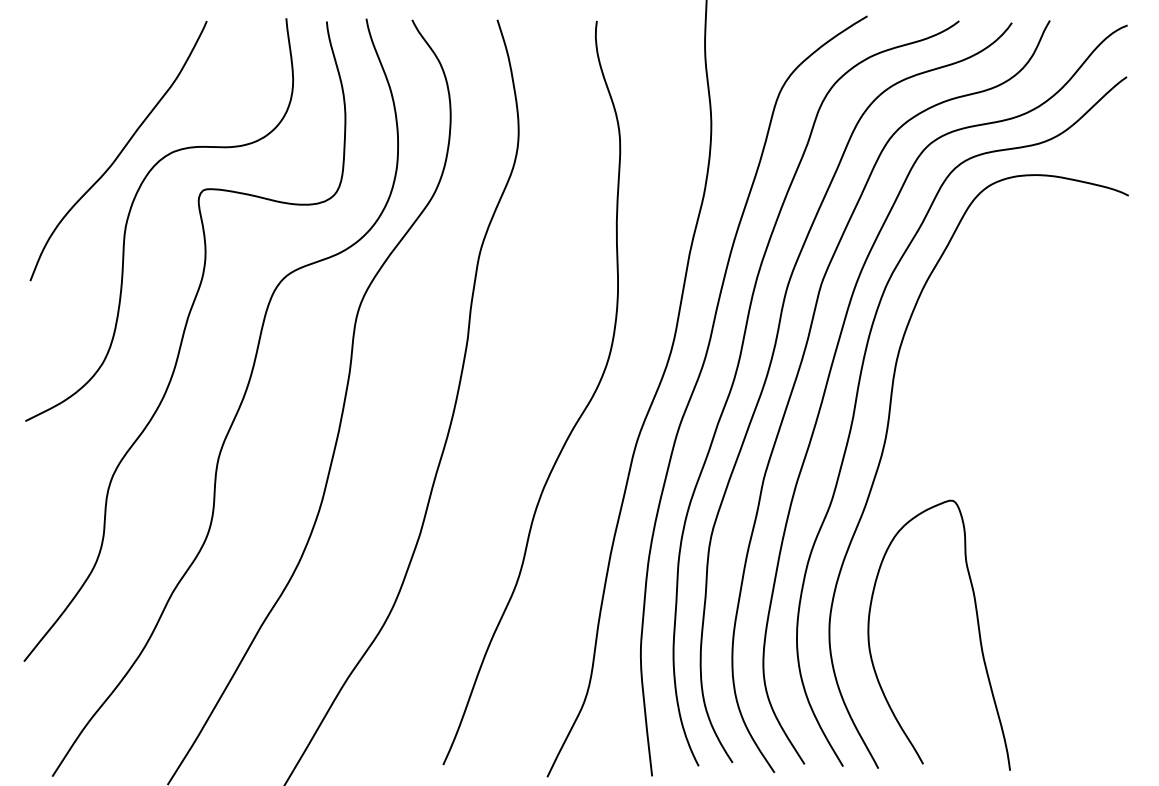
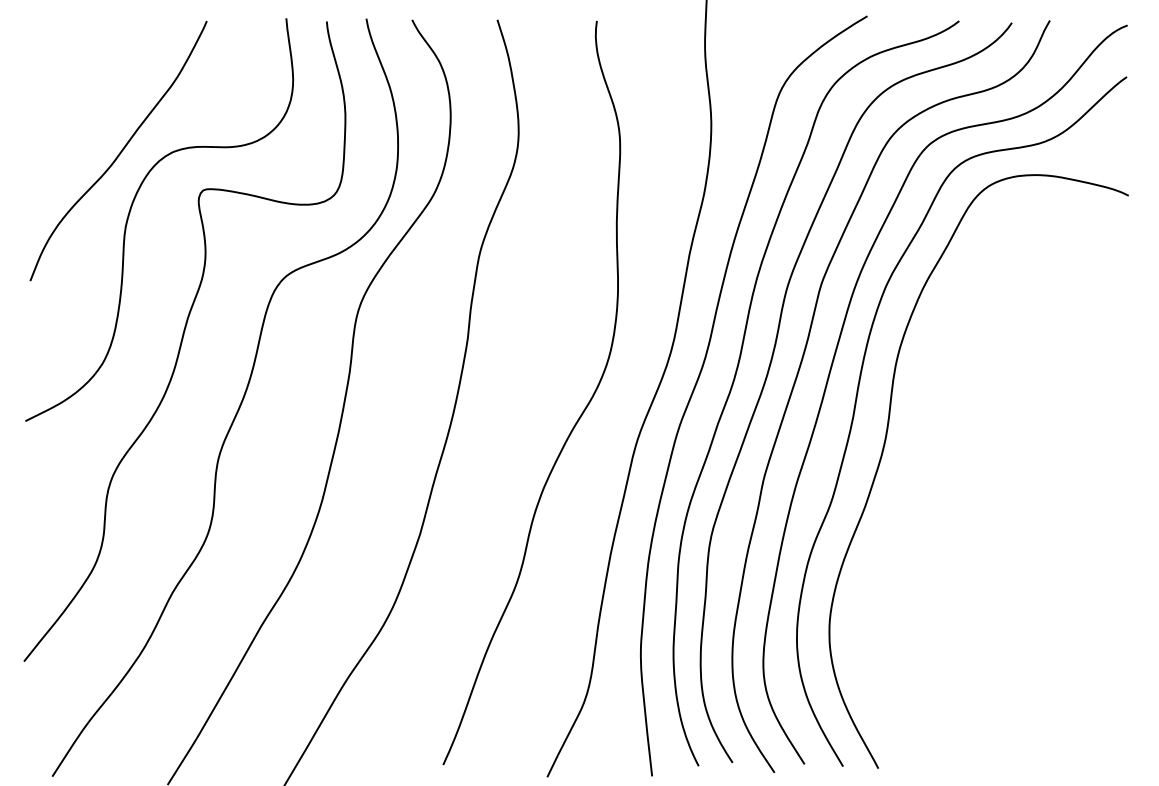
curve: present -> none (977, 626)
